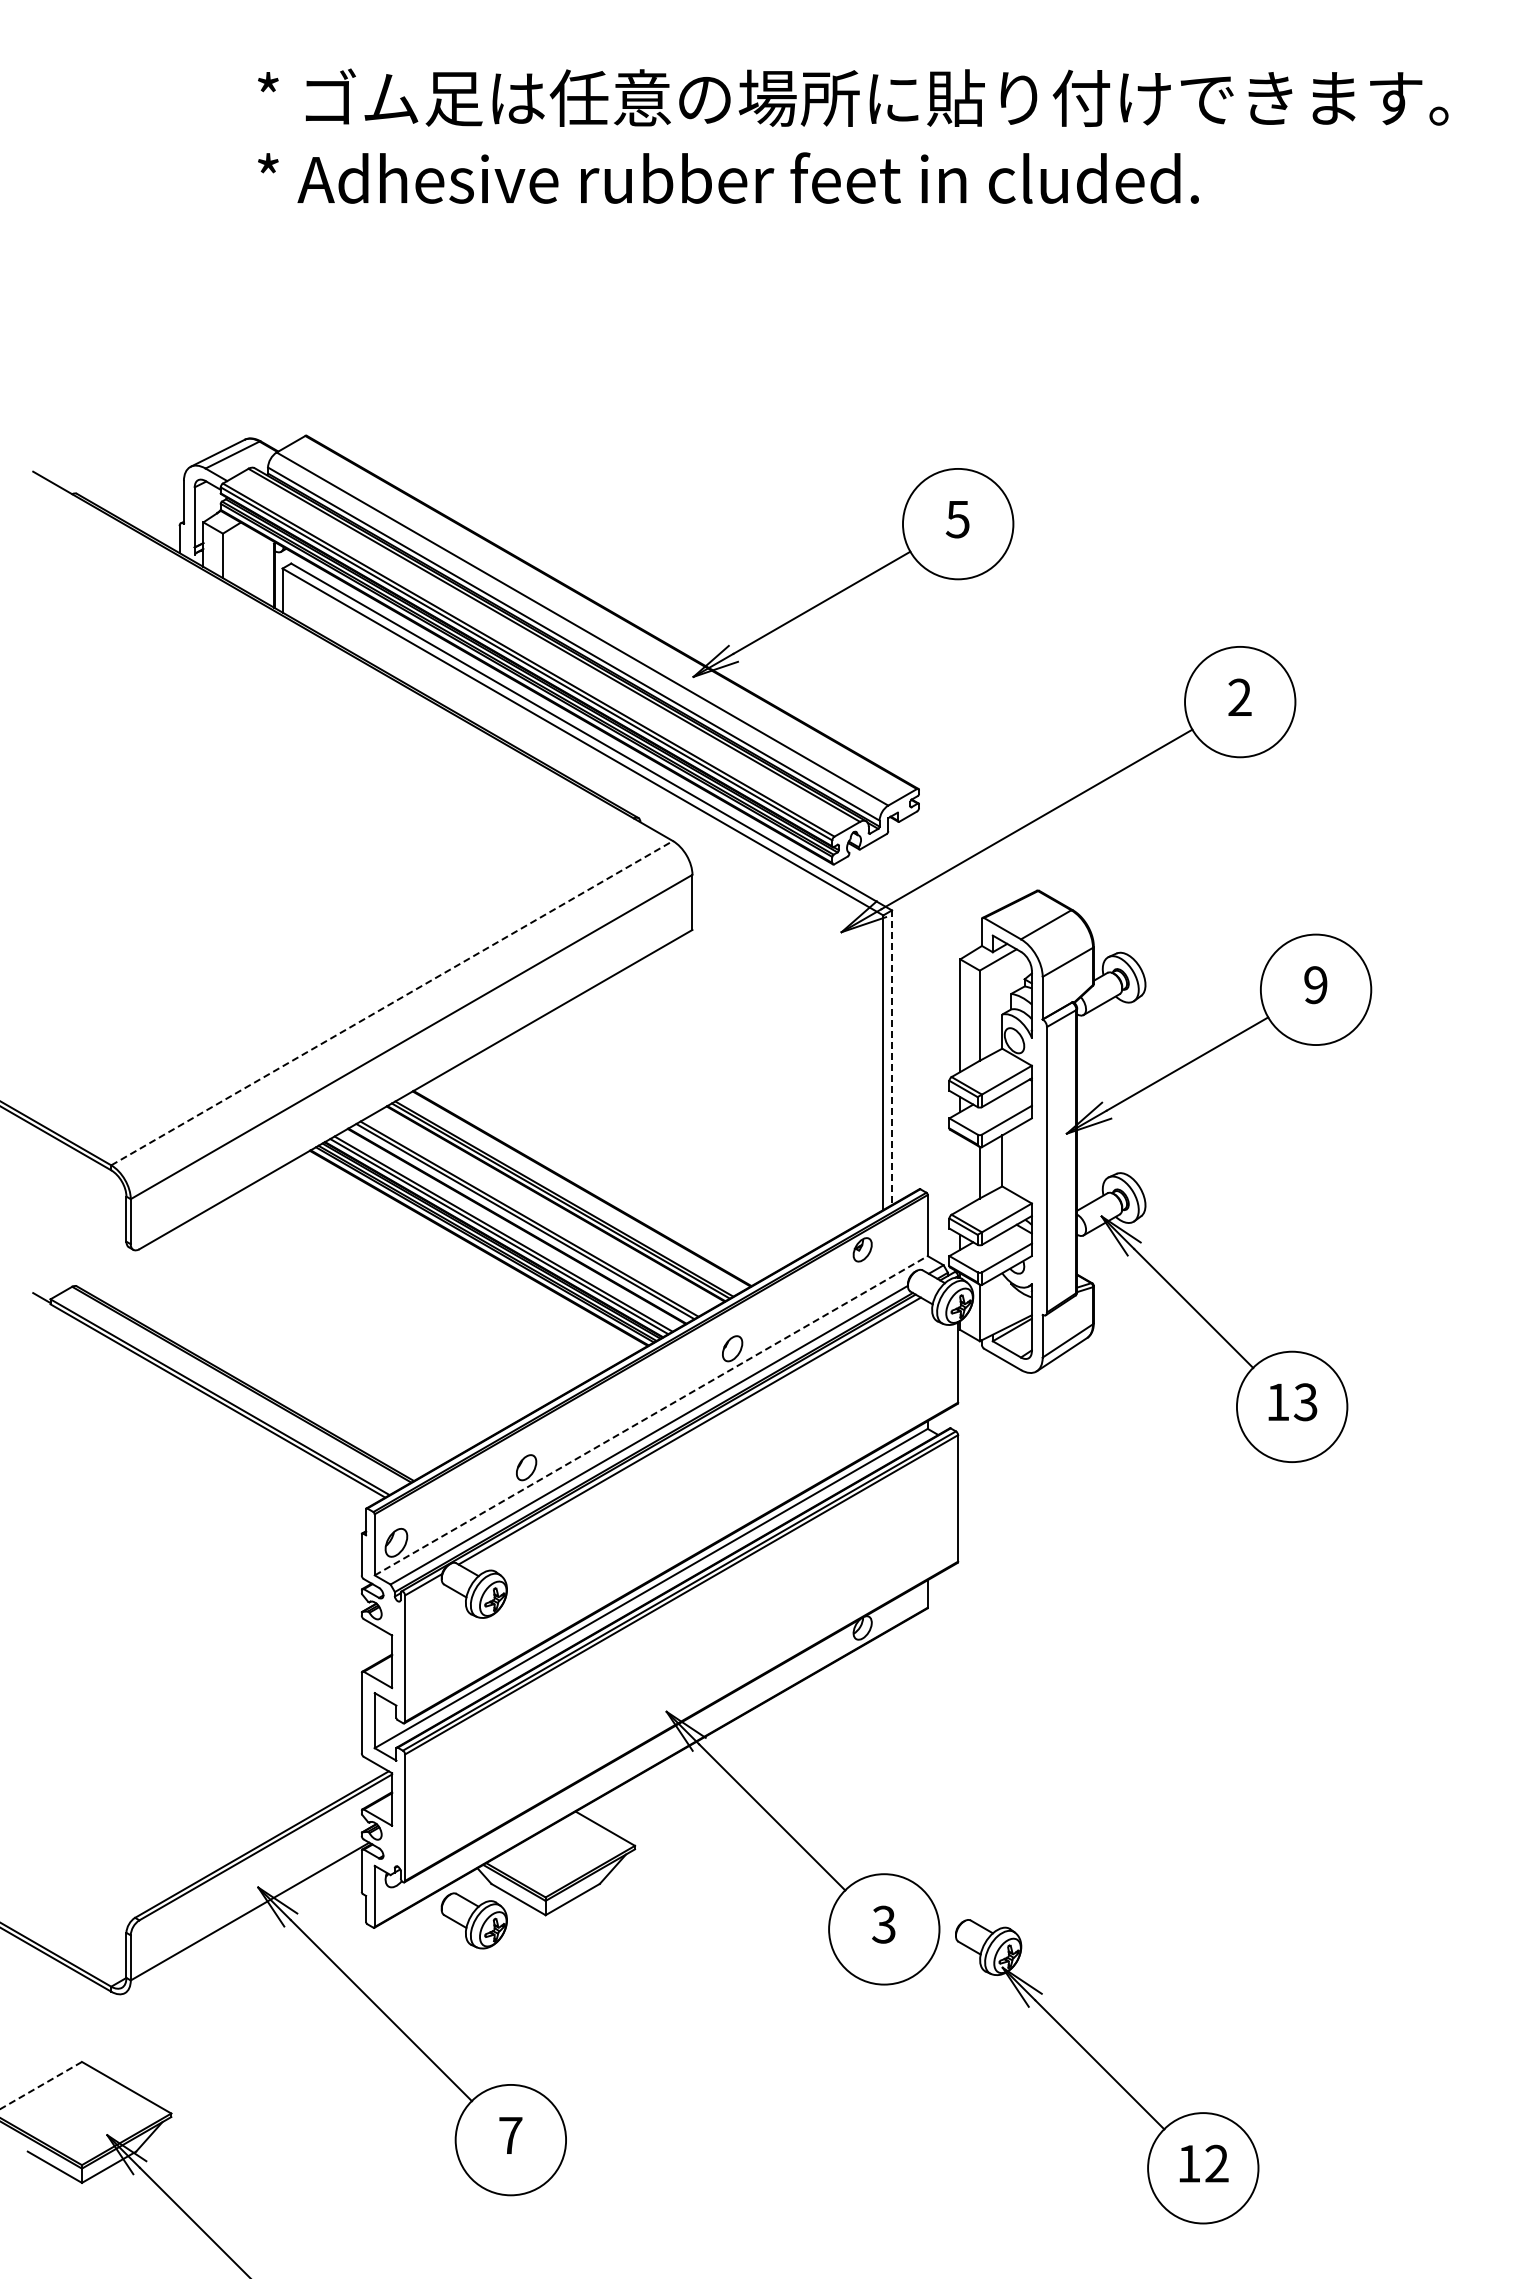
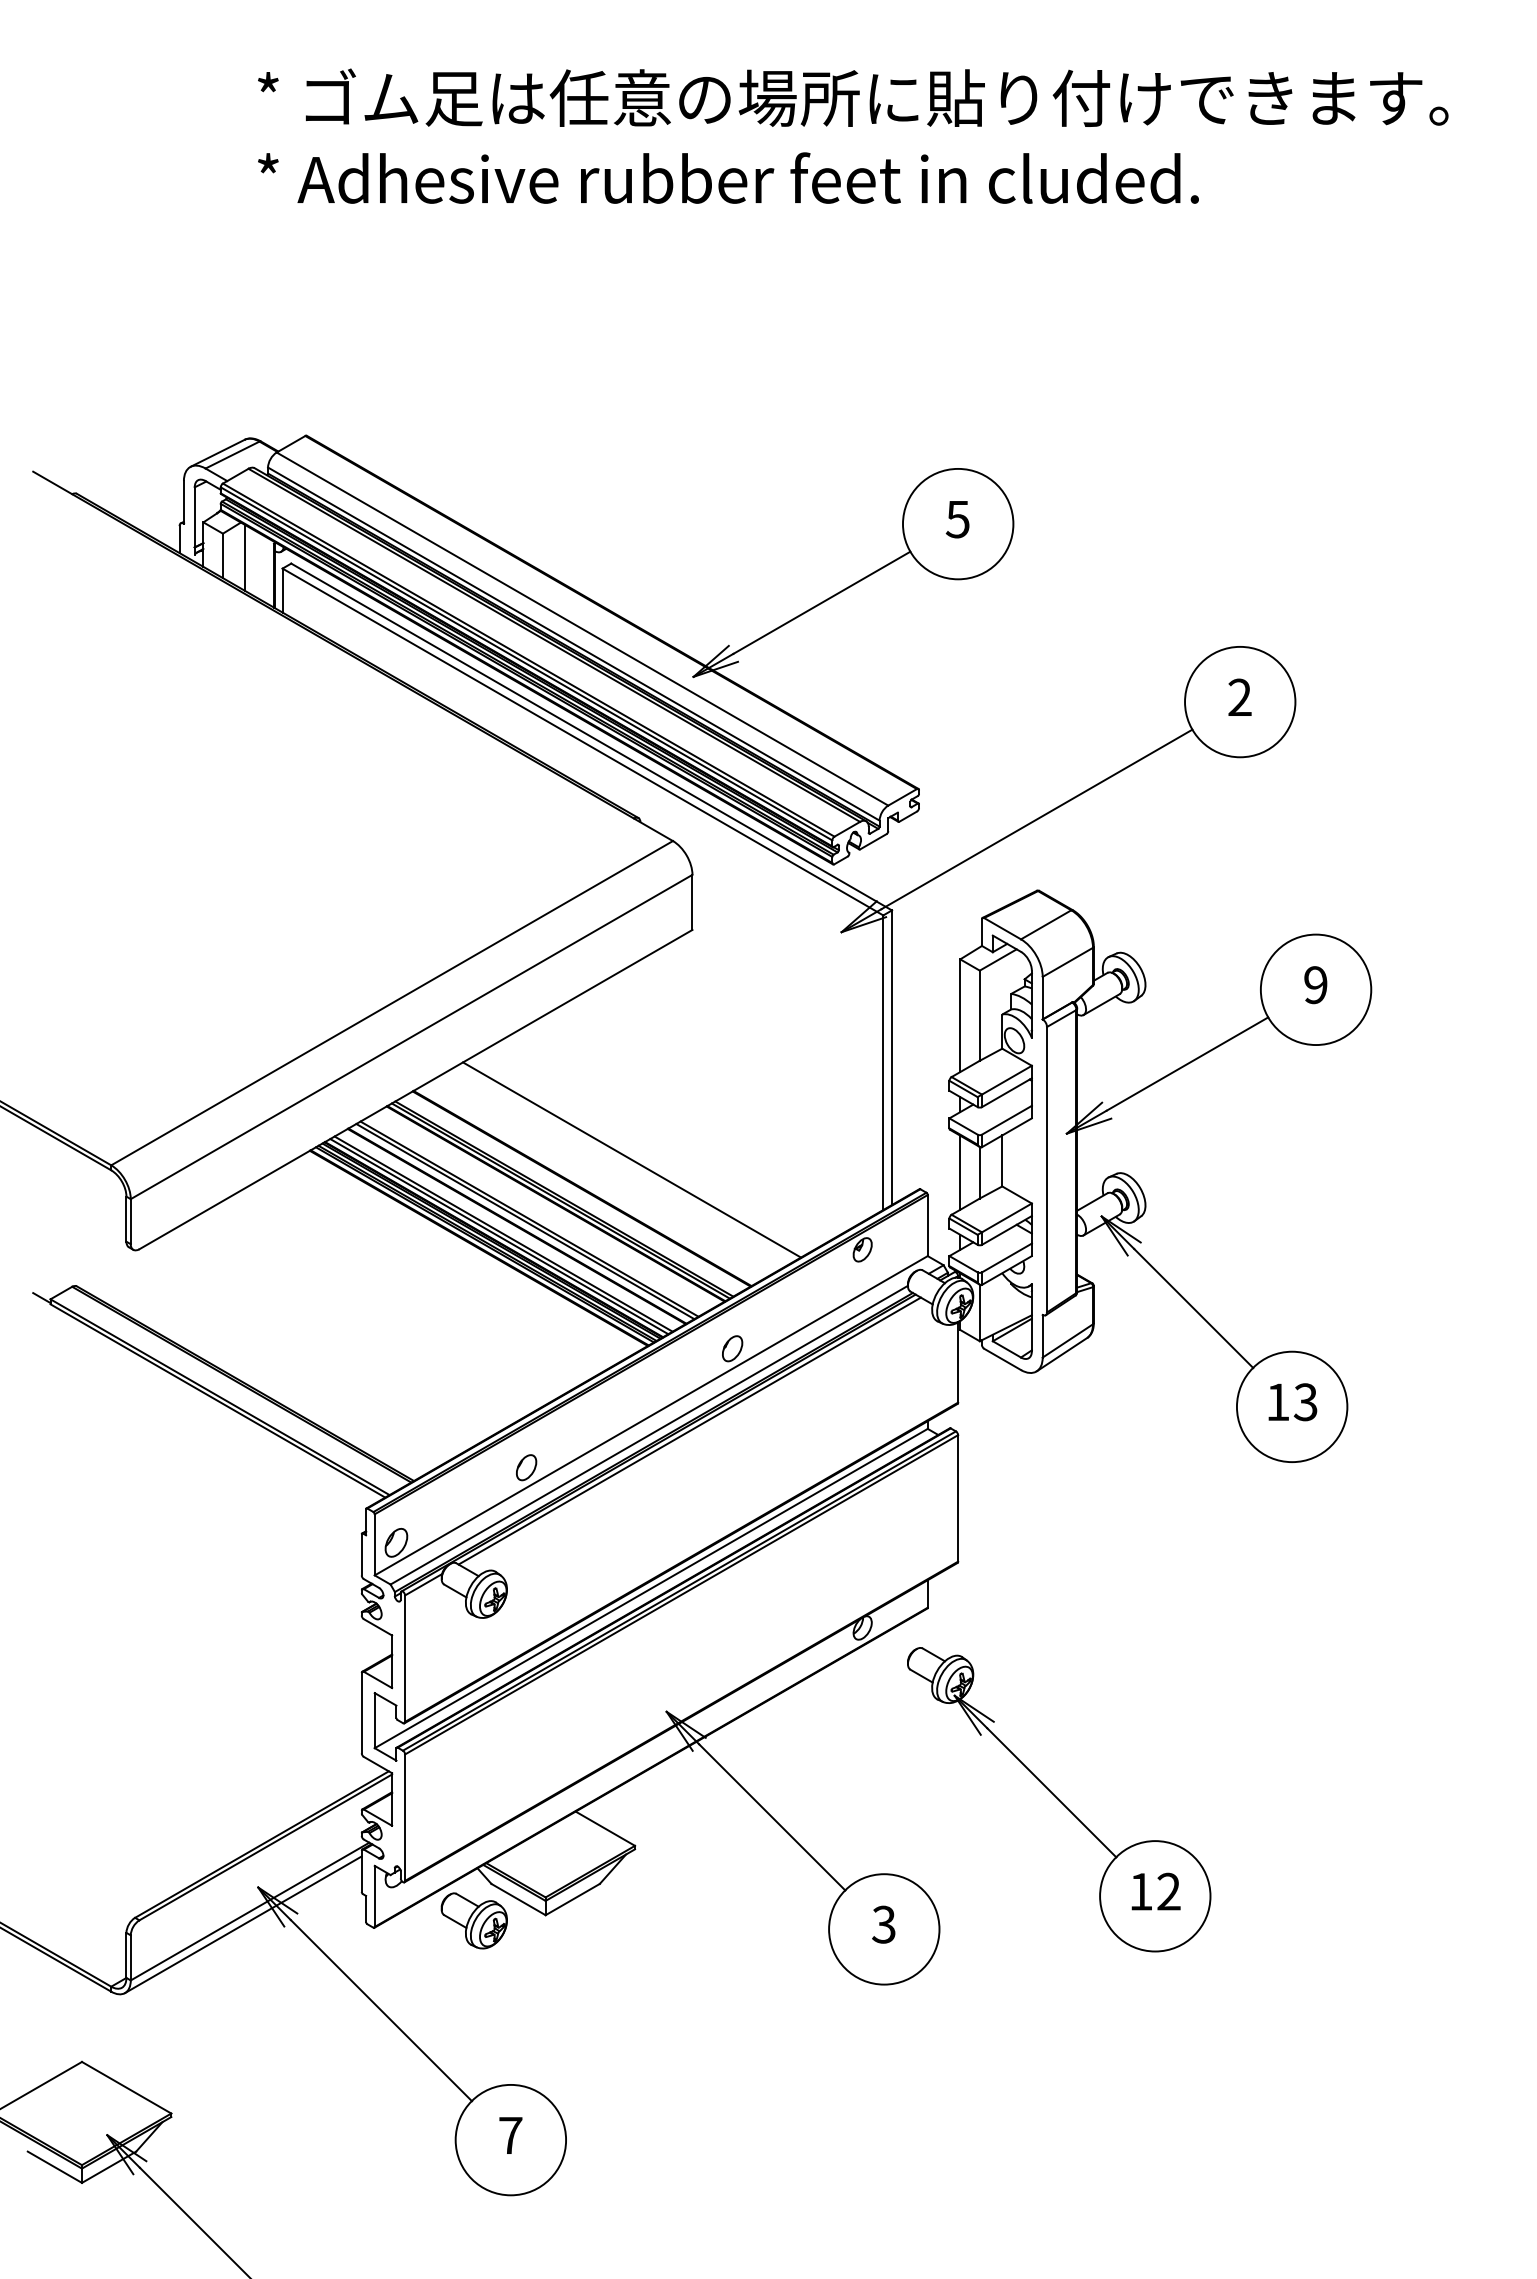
line: none -> present (244, 557)
line: dashed -> solid (392, 1002)
line: dashed -> solid (891, 1058)
line: none -> present (632, 1159)
line: none -> present (960, 1172)
line: dashed -> solid (651, 1415)
line: none -> present (243, 1924)
part position: (1107, 2071) -> (1059, 1799) (1059, 1799)
line: dashed -> solid (40, 2085)
